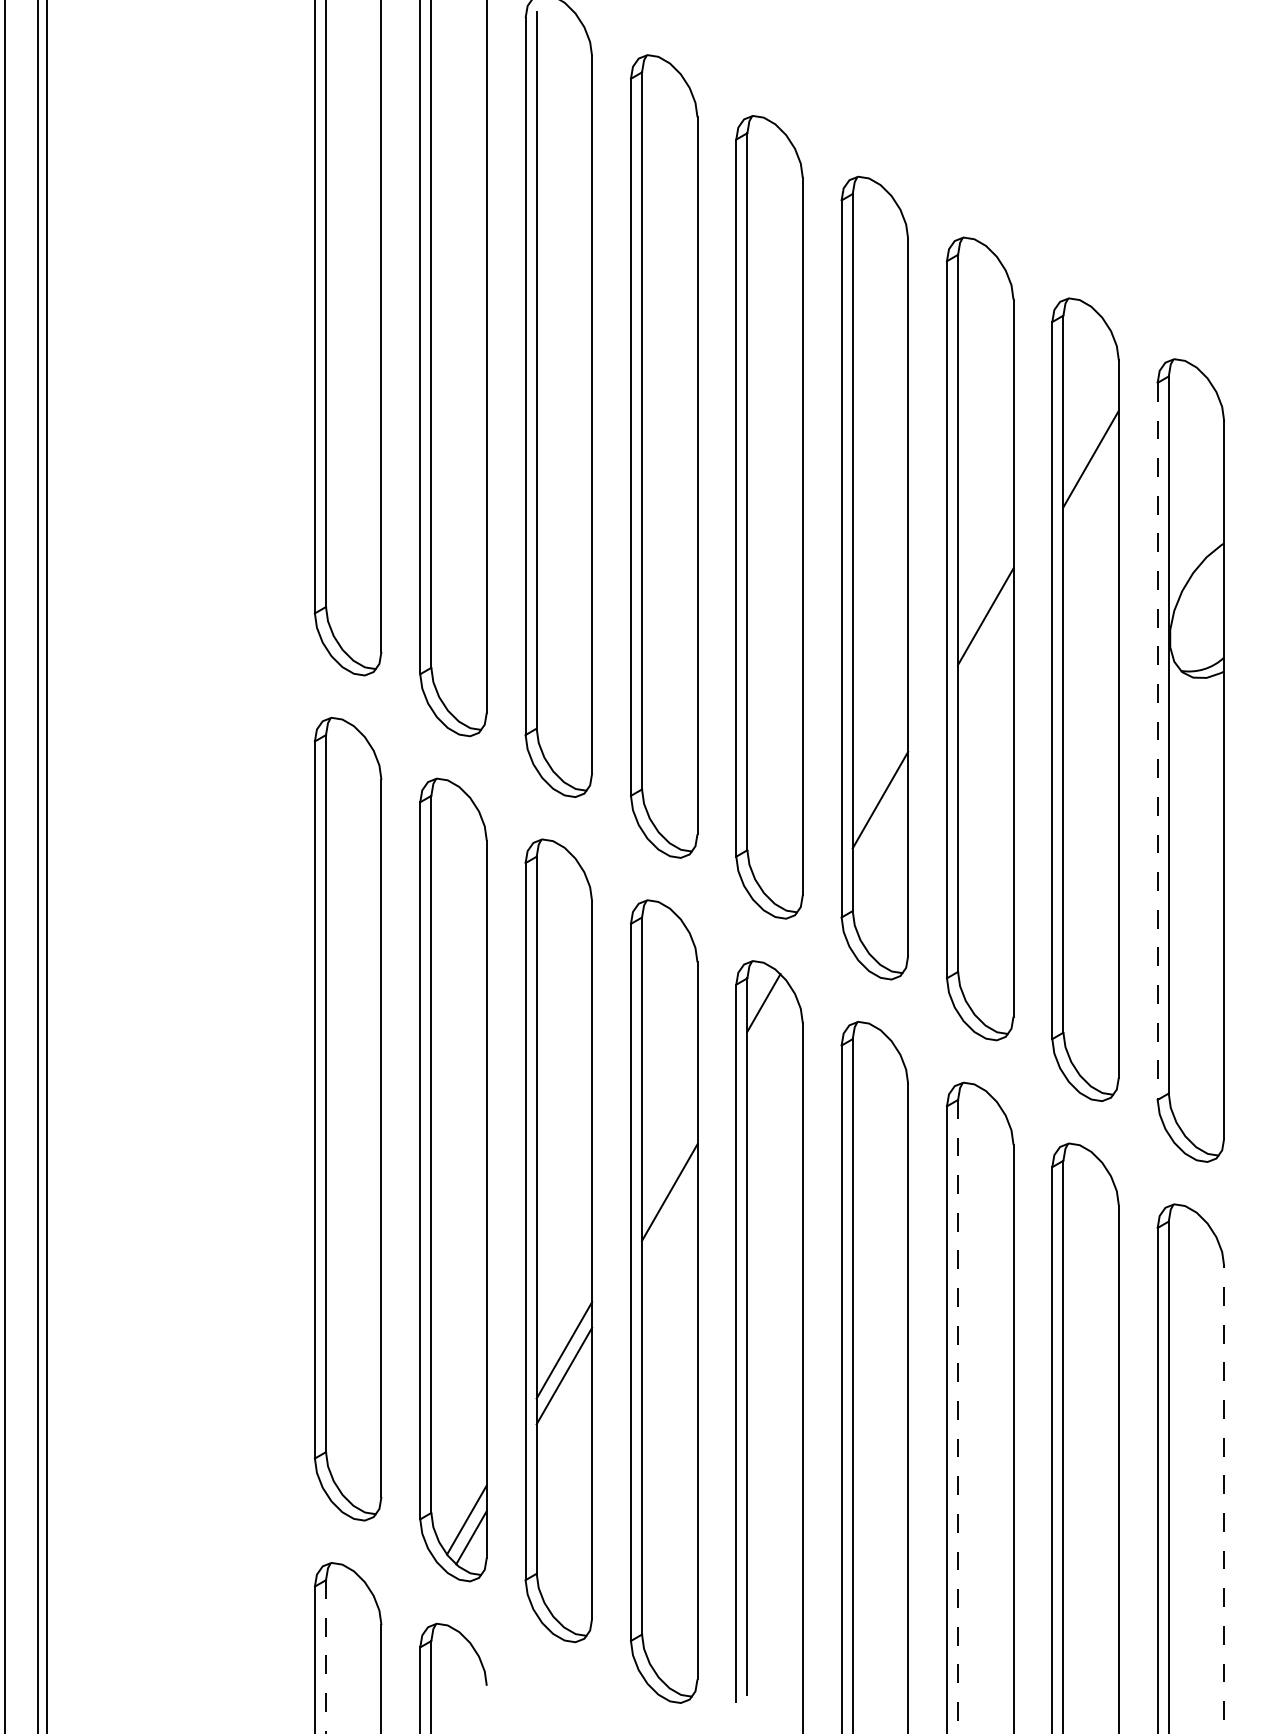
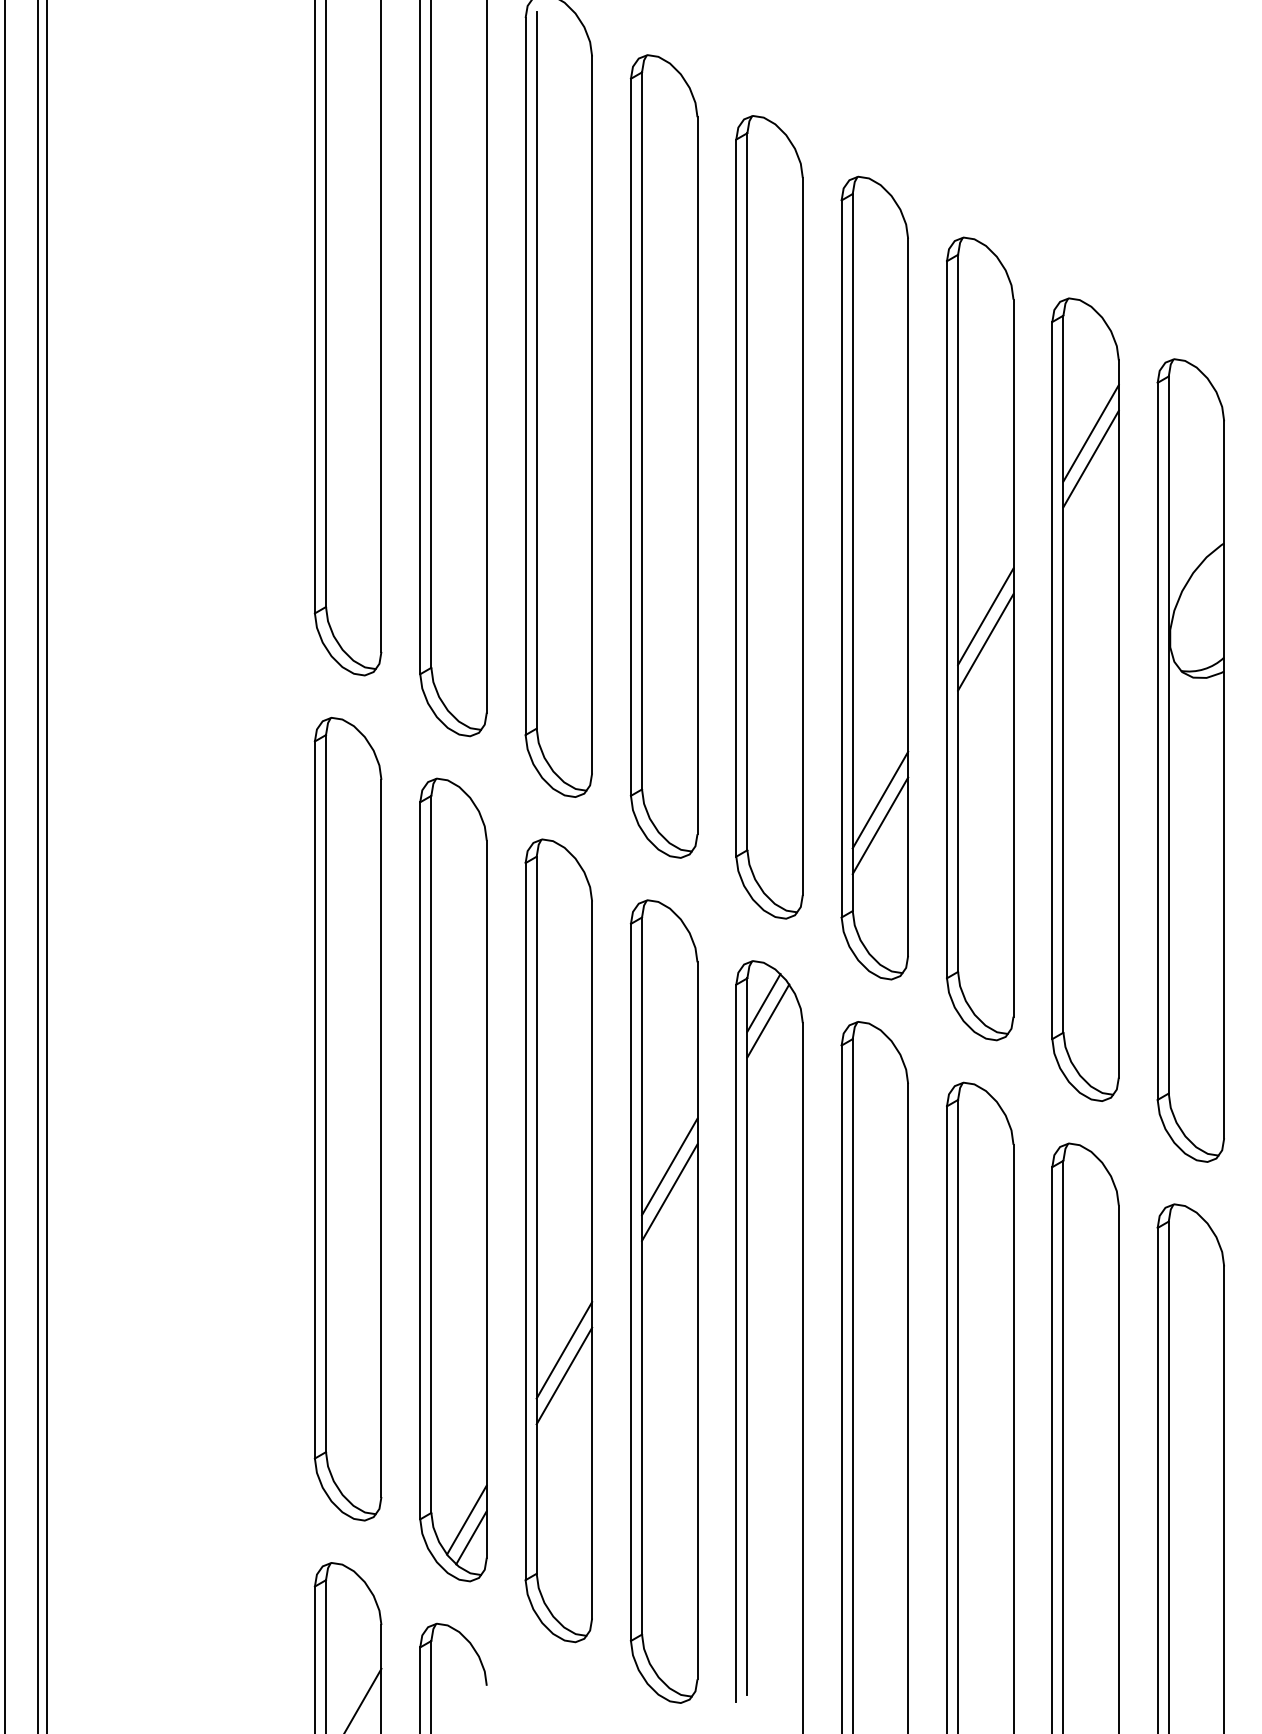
line: none -> present (1090, 433)
line: none -> present (985, 642)
line: dashed -> solid (1157, 741)
line: none -> present (880, 825)
line: none -> present (768, 1020)
line: none -> present (669, 1166)
line: dashed -> solid (958, 1416)
line: dashed -> solid (1224, 1500)
line: dashed -> solid (326, 1657)
line: none -> present (363, 1699)
